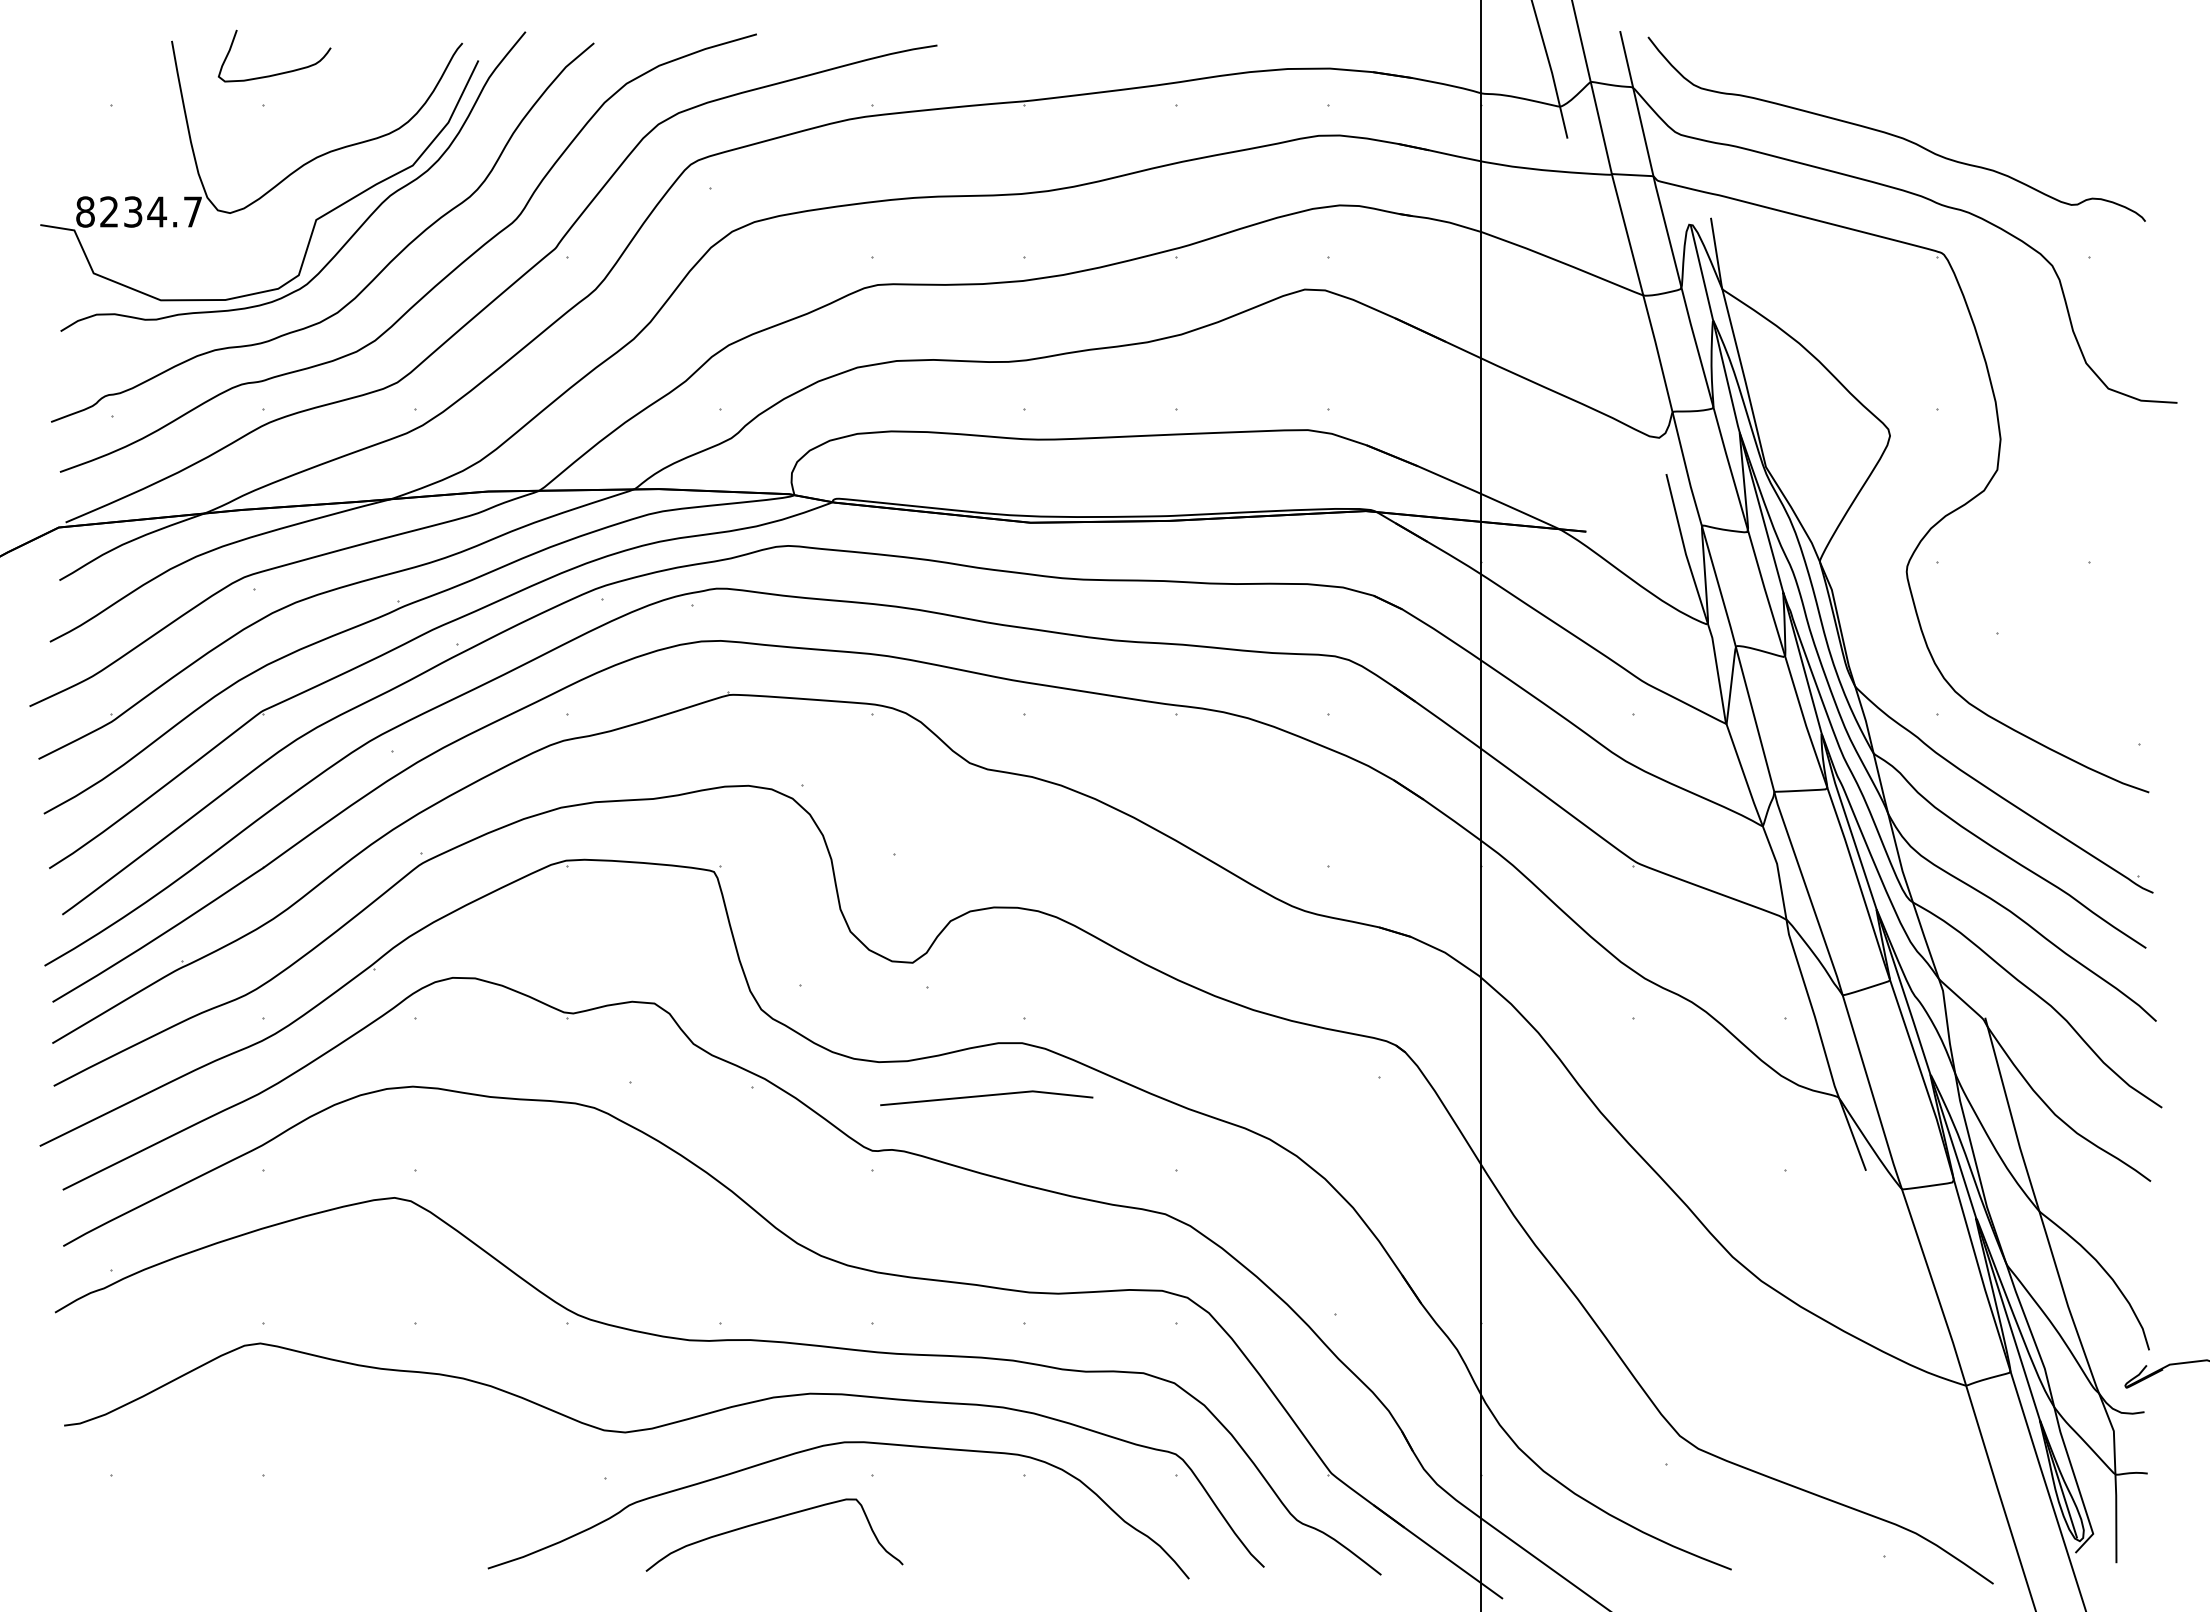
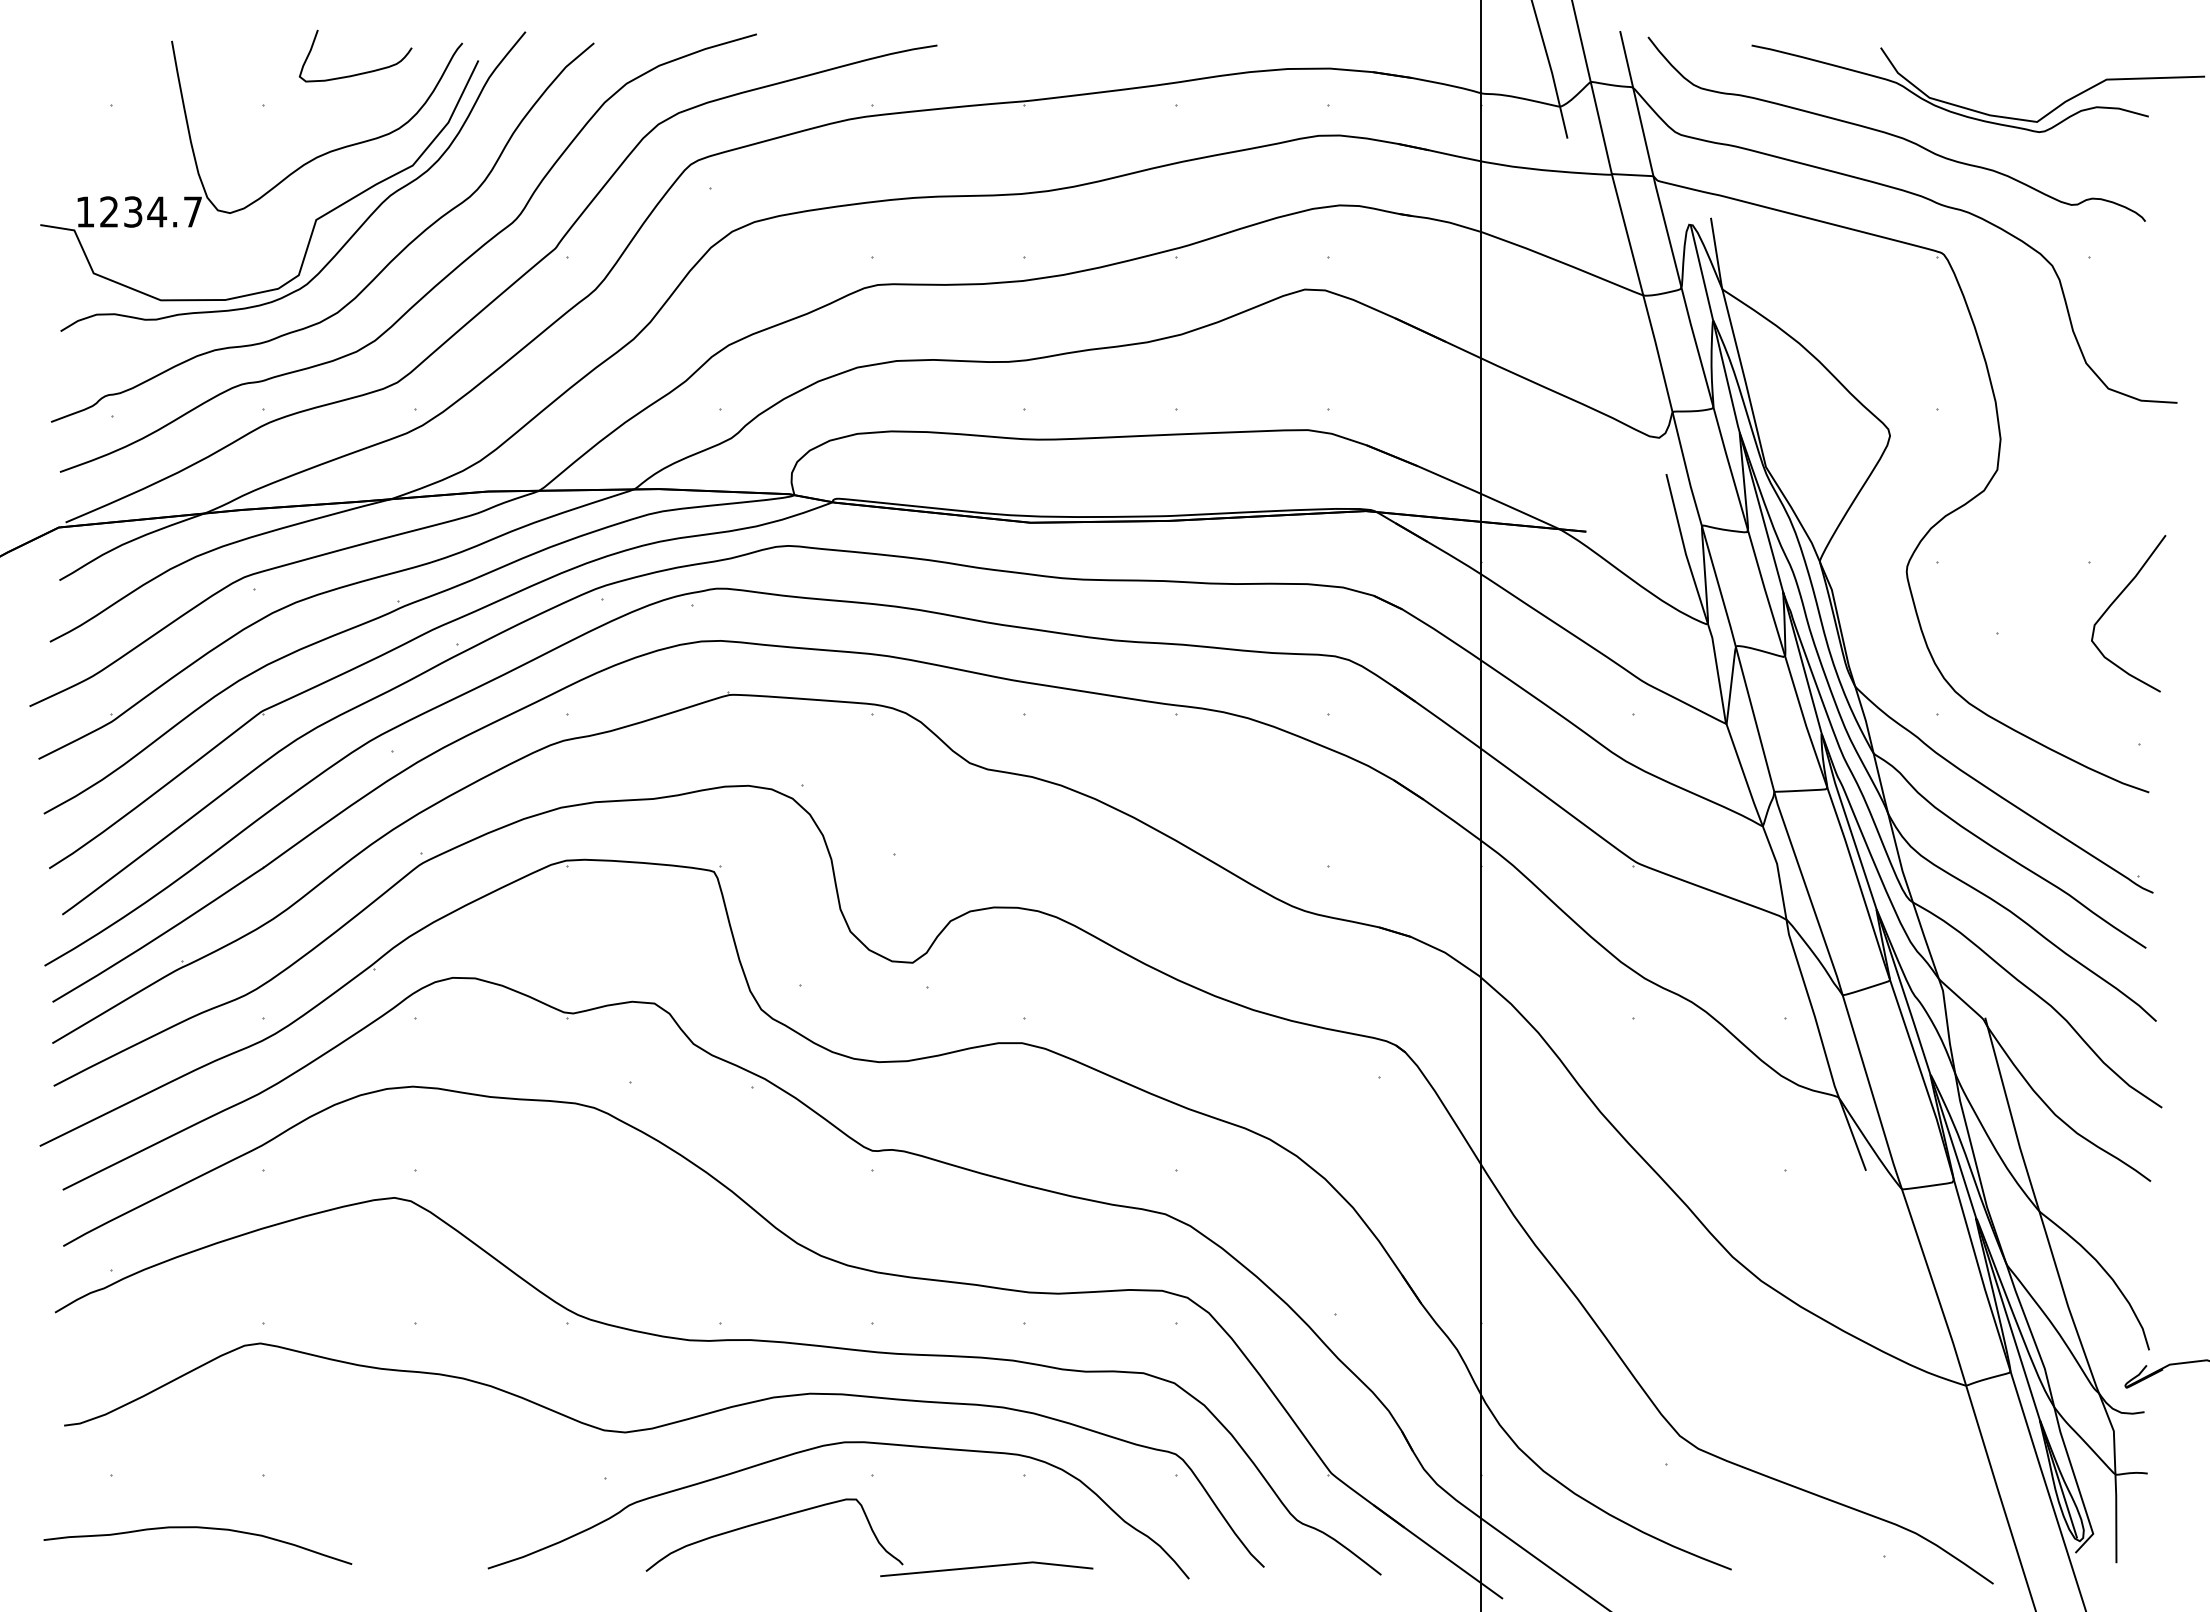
curve position: (280, 72) -> (361, 72) (361, 72)
part: none -> present (1974, 109)
text: 8234.7 -> 1234.7 (85, 211)
curve: none -> present (2116, 600)
line position: (986, 1096) -> (986, 1567) (986, 1567)
curve: none -> present (197, 1528)
